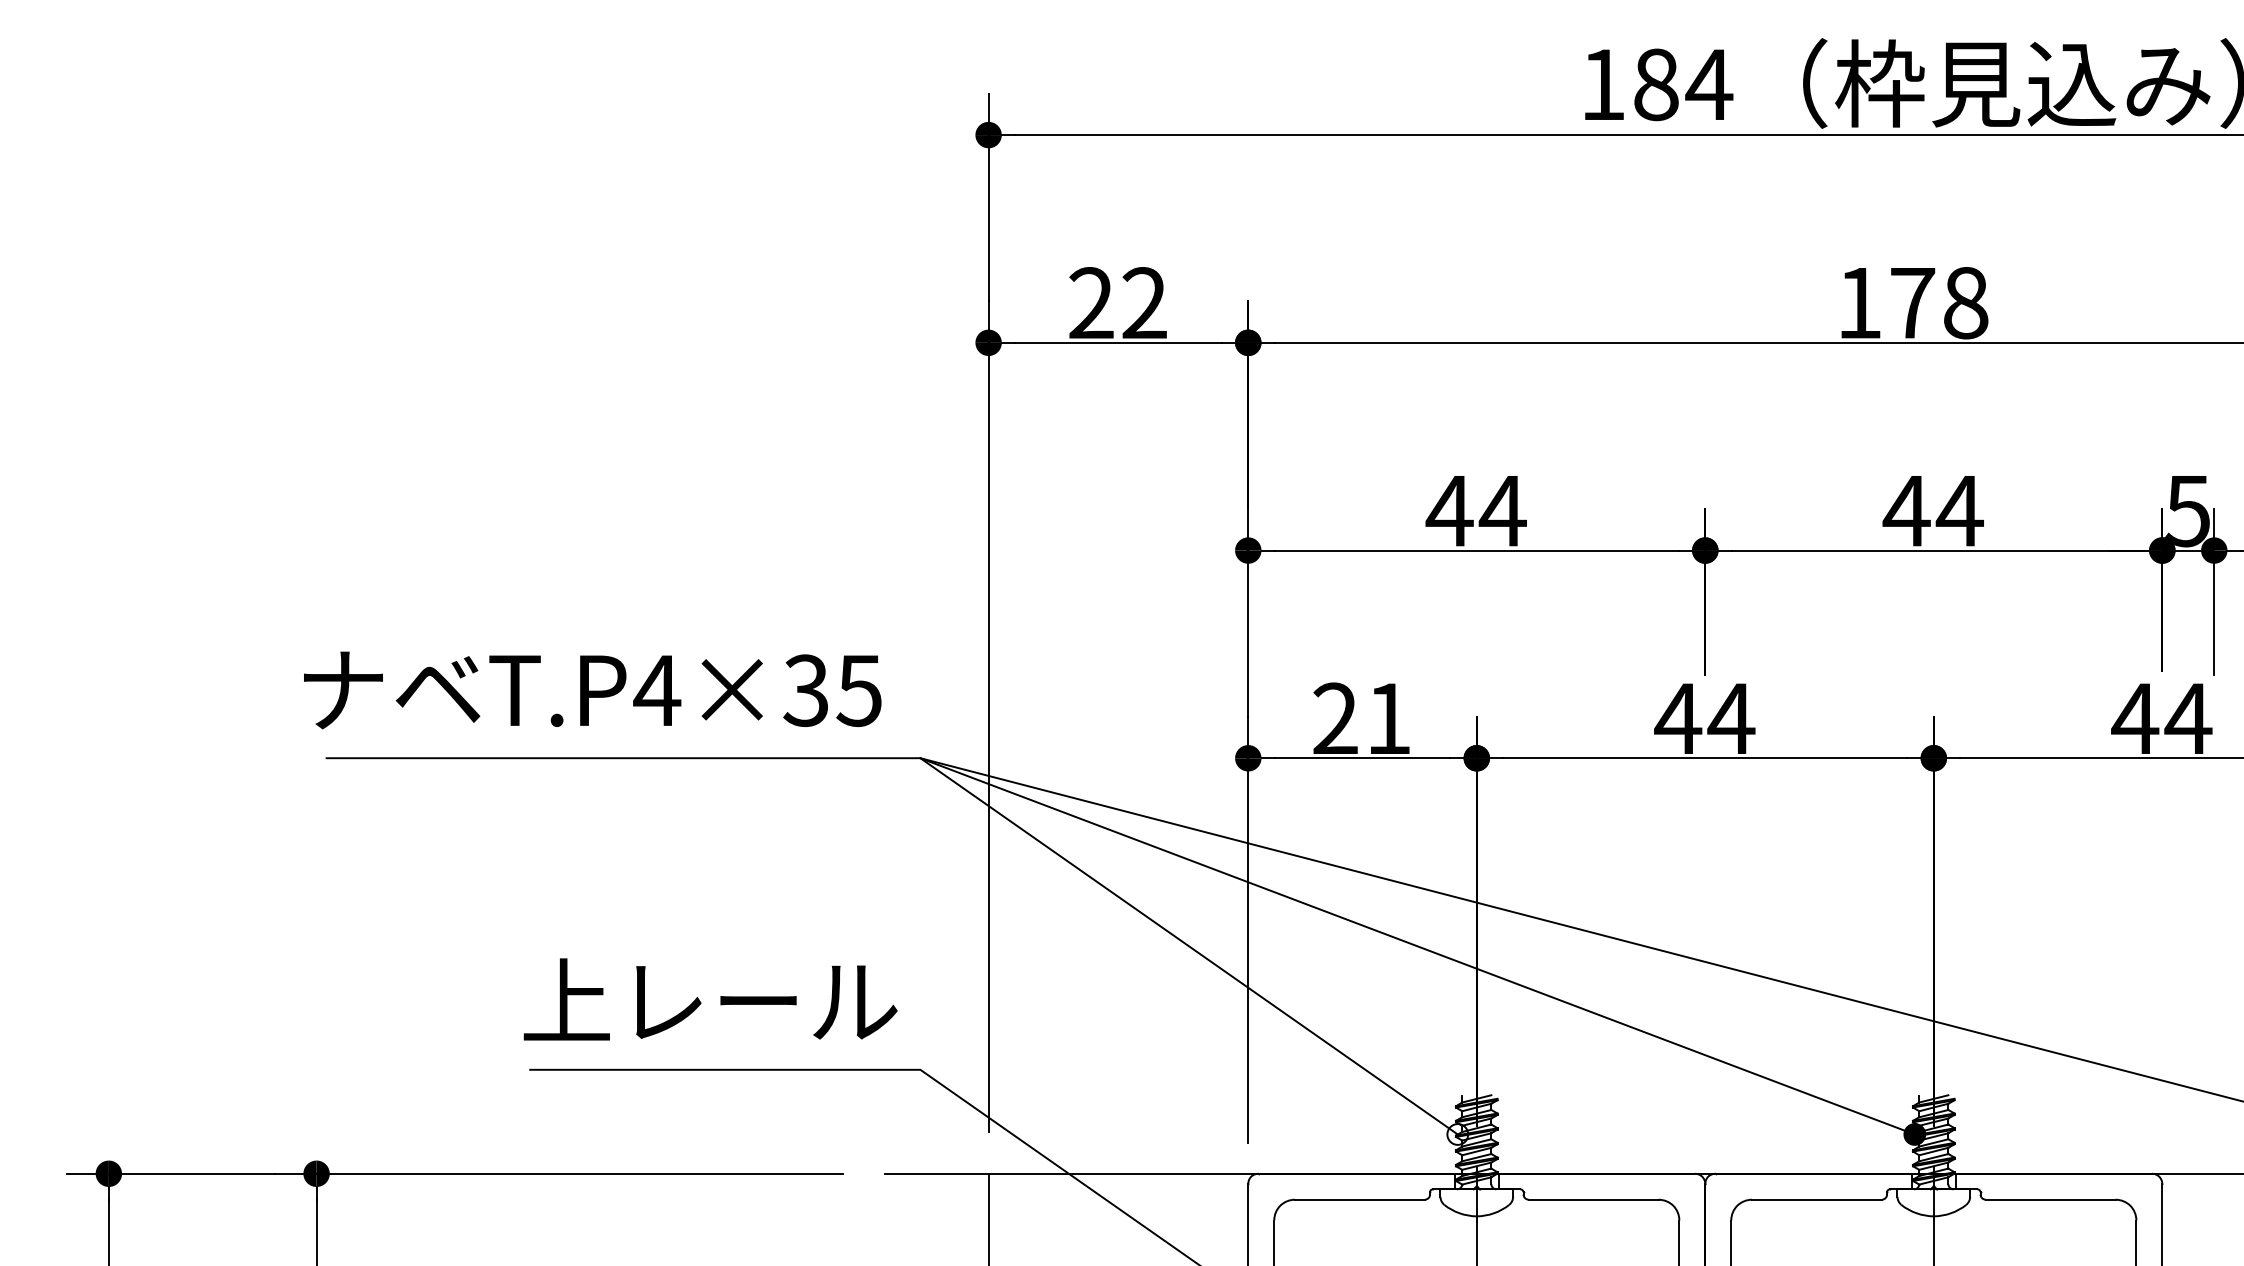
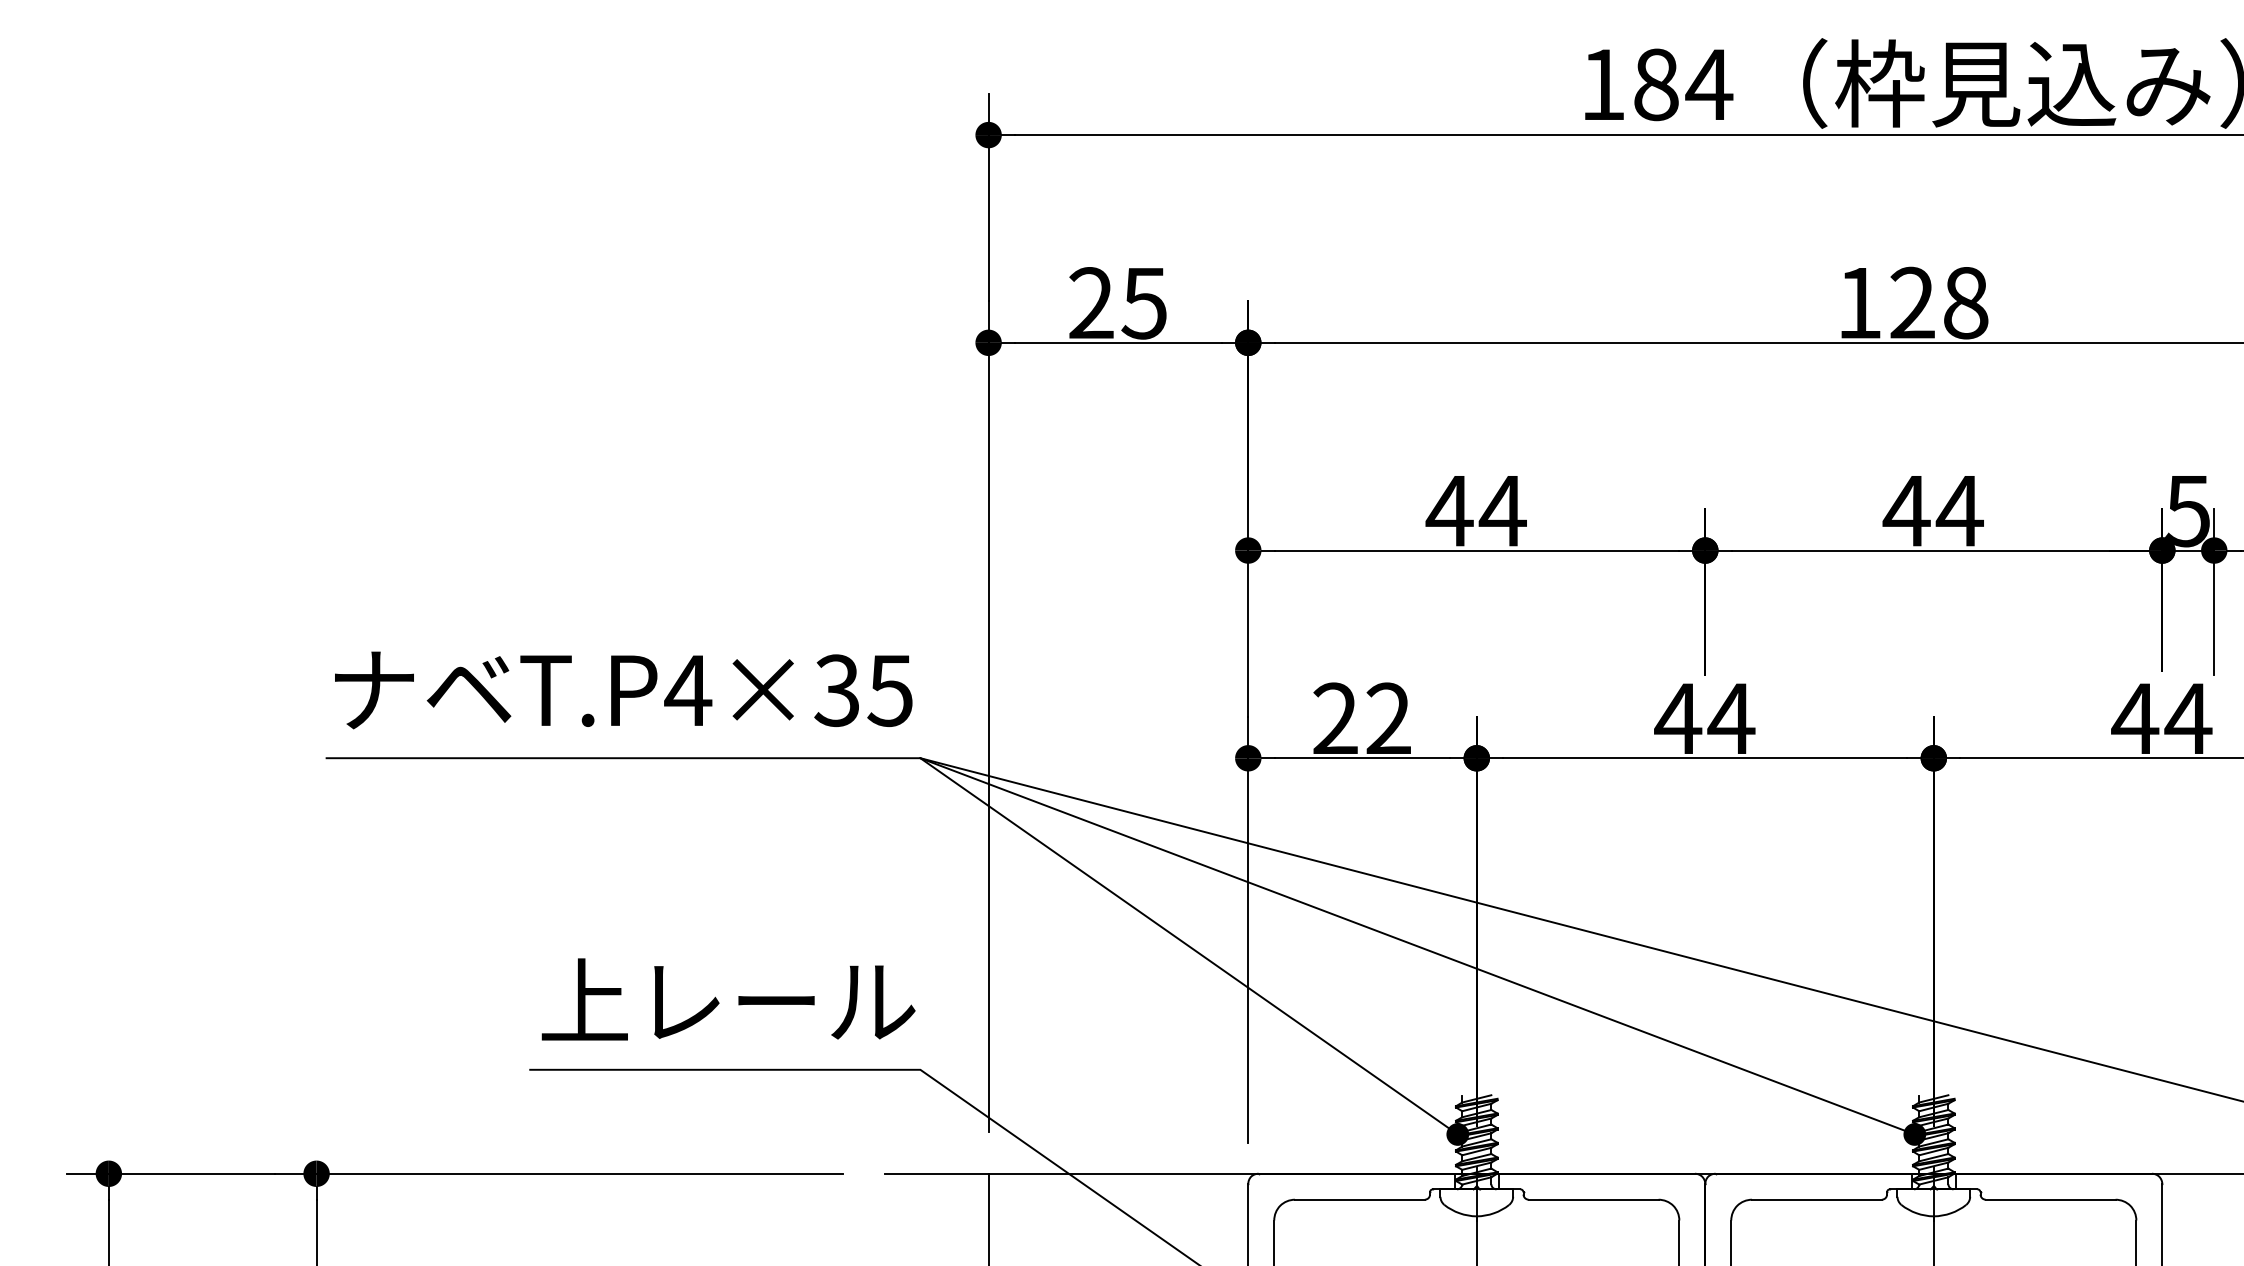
text: 178 -> 128 (1912, 302)
text: 22 -> 25 (1143, 303)
text position: (592, 690) -> (623, 690) (623, 690)
text: 21 -> 22 (1388, 717)
text position: (710, 999) -> (728, 999) (728, 999)
fill: none -> present (1457, 1134)
